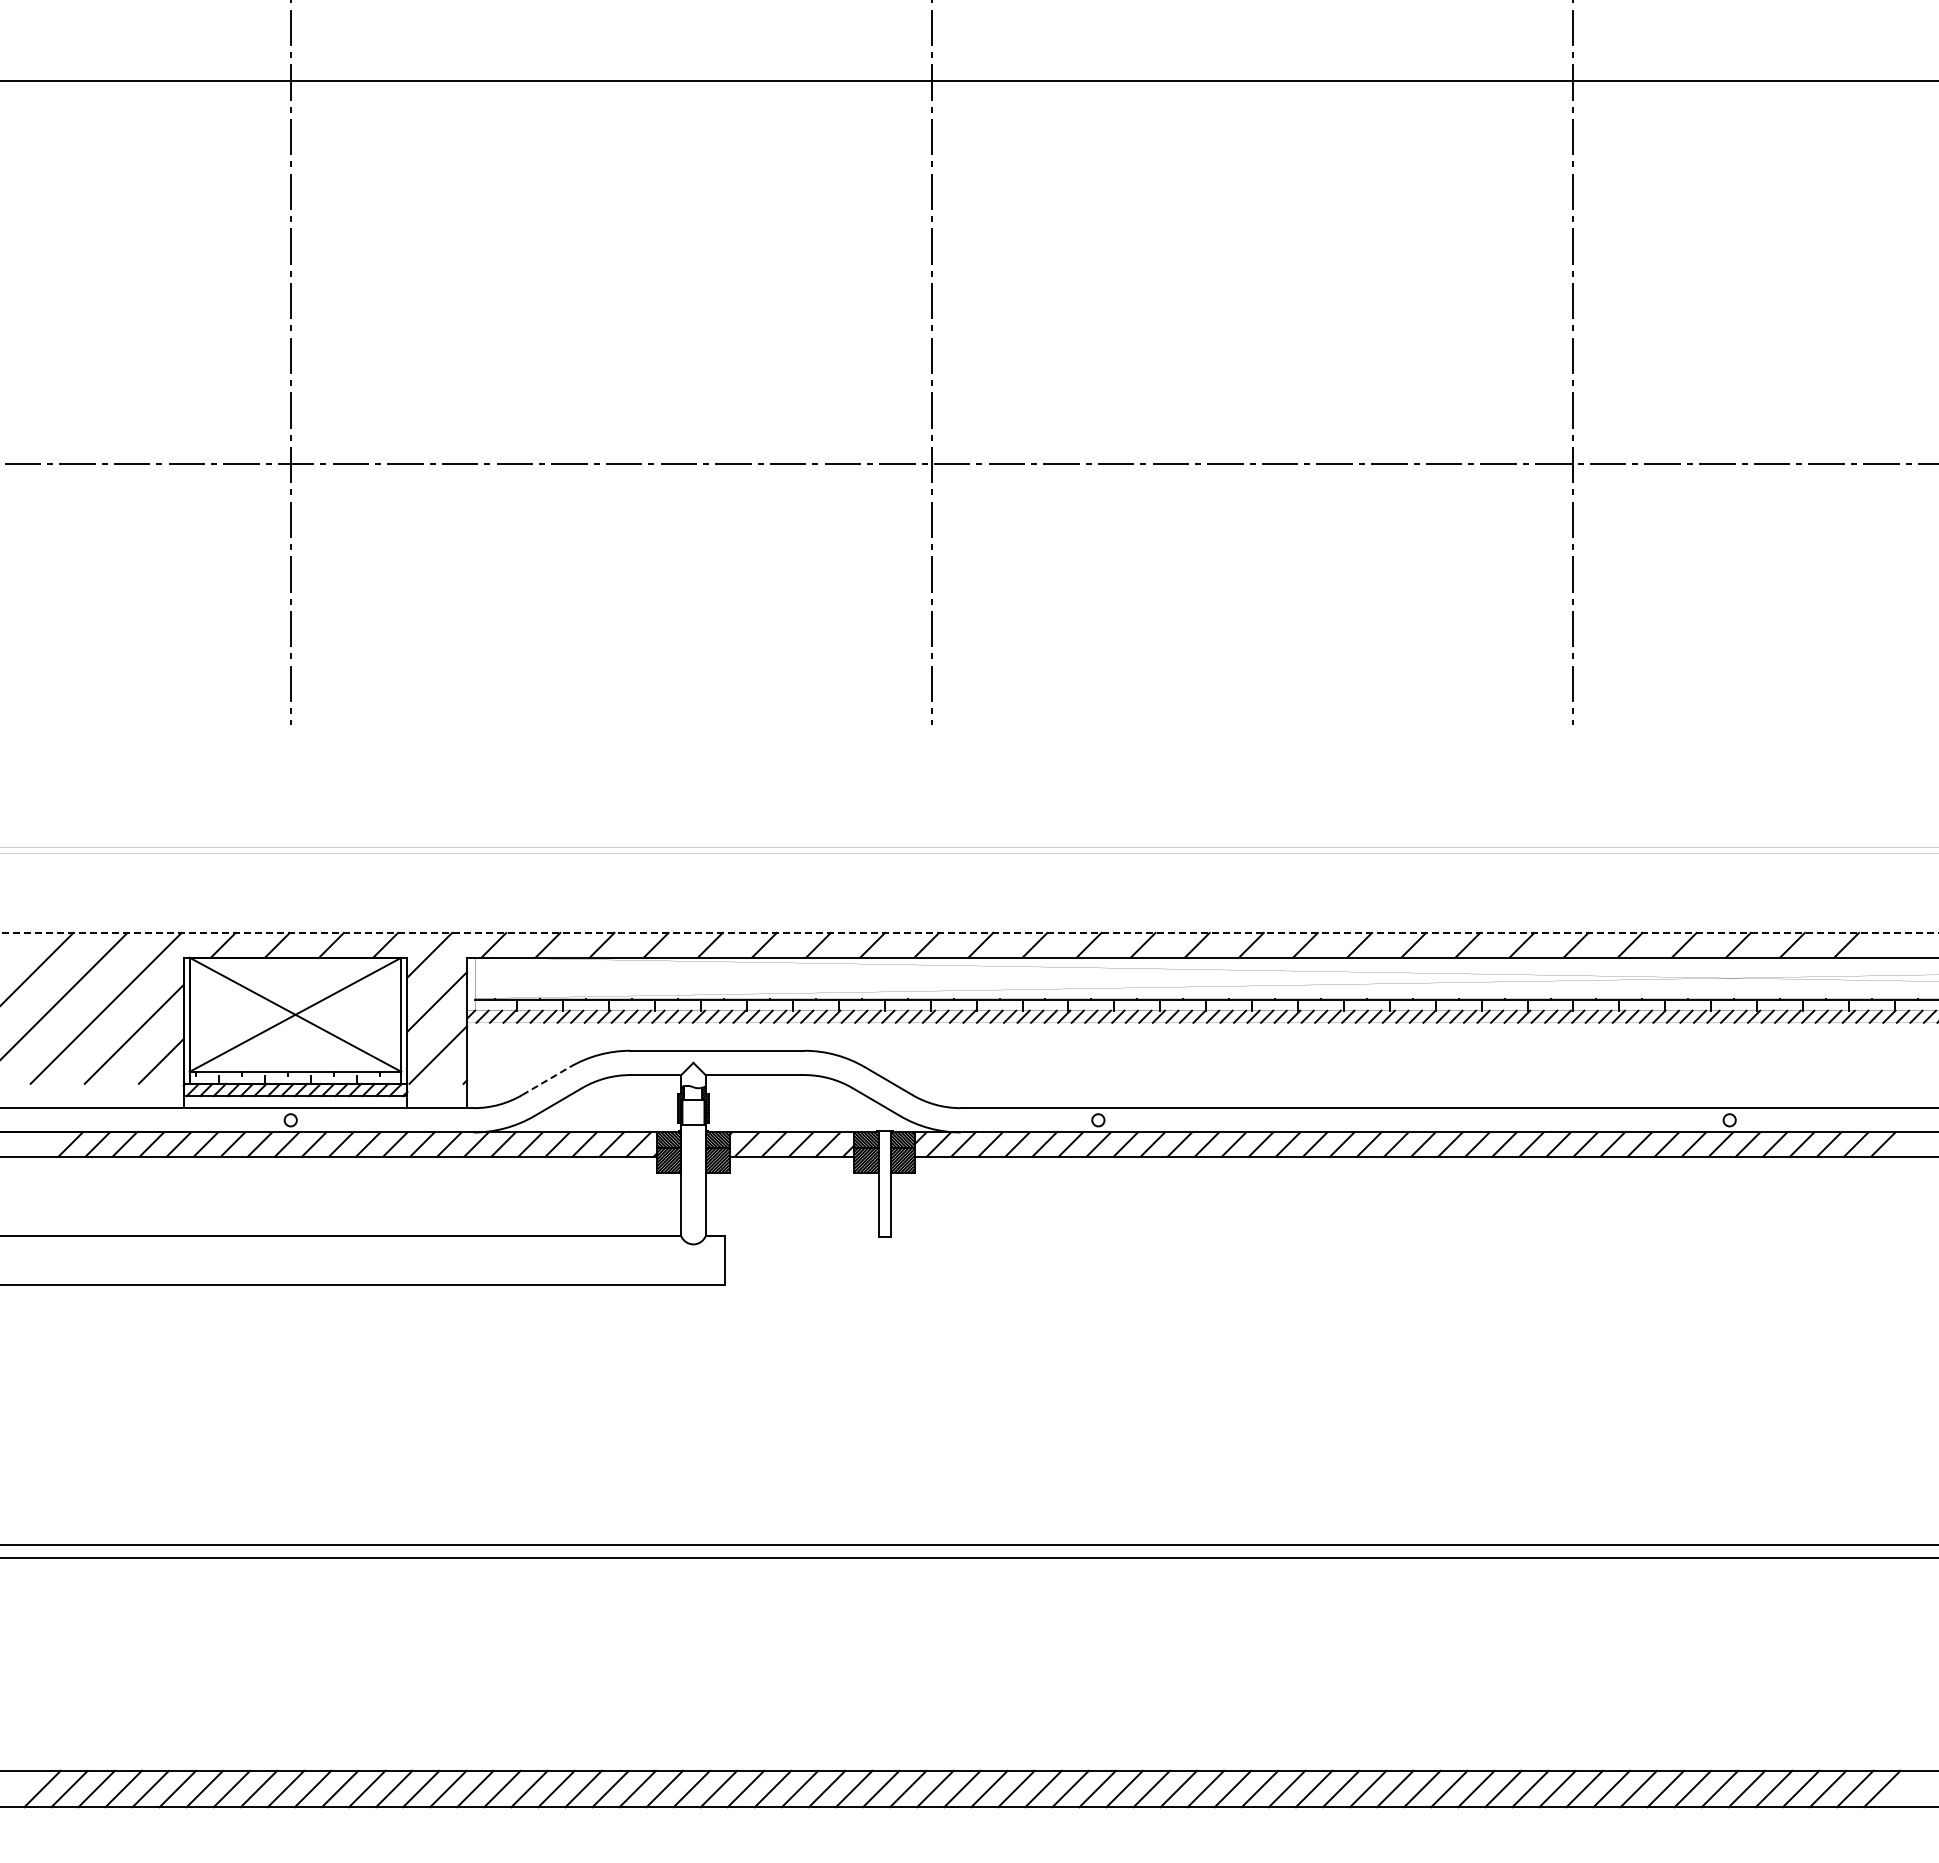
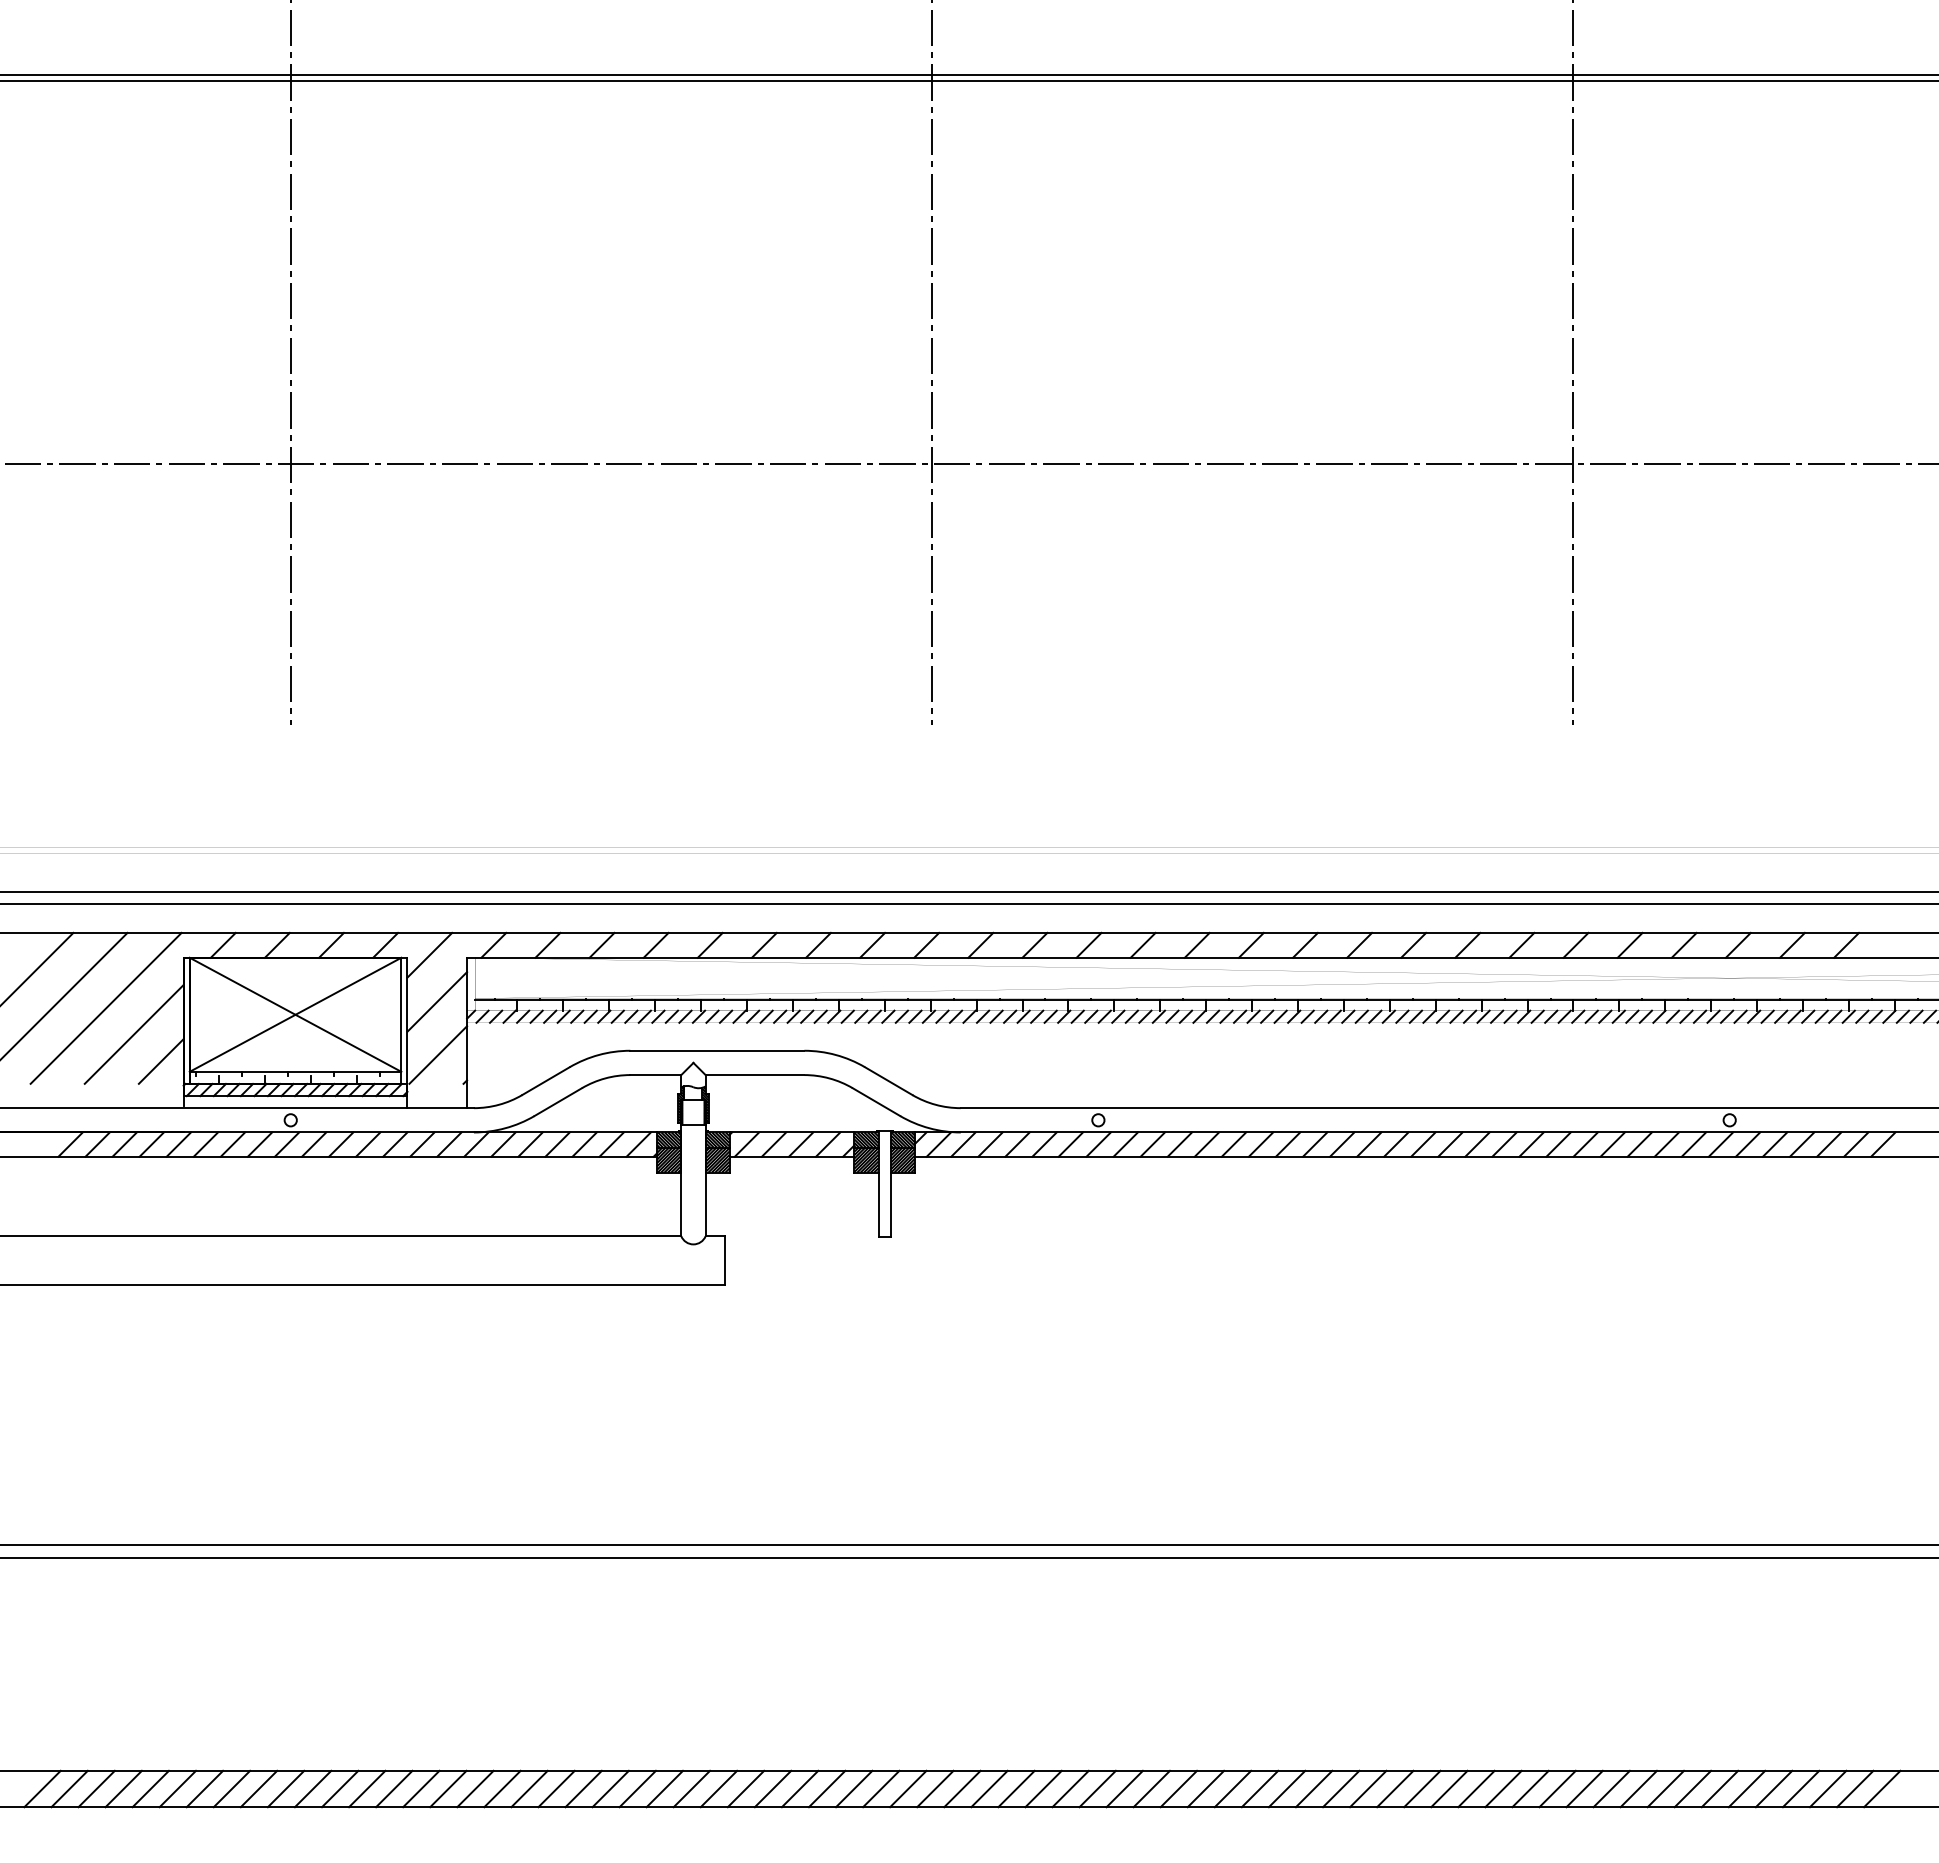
line: none -> present (968, 74)
line: none -> present (968, 891)
line: none -> present (968, 903)
line: dashed -> solid (969, 932)
line: dashed -> solid (546, 1080)
